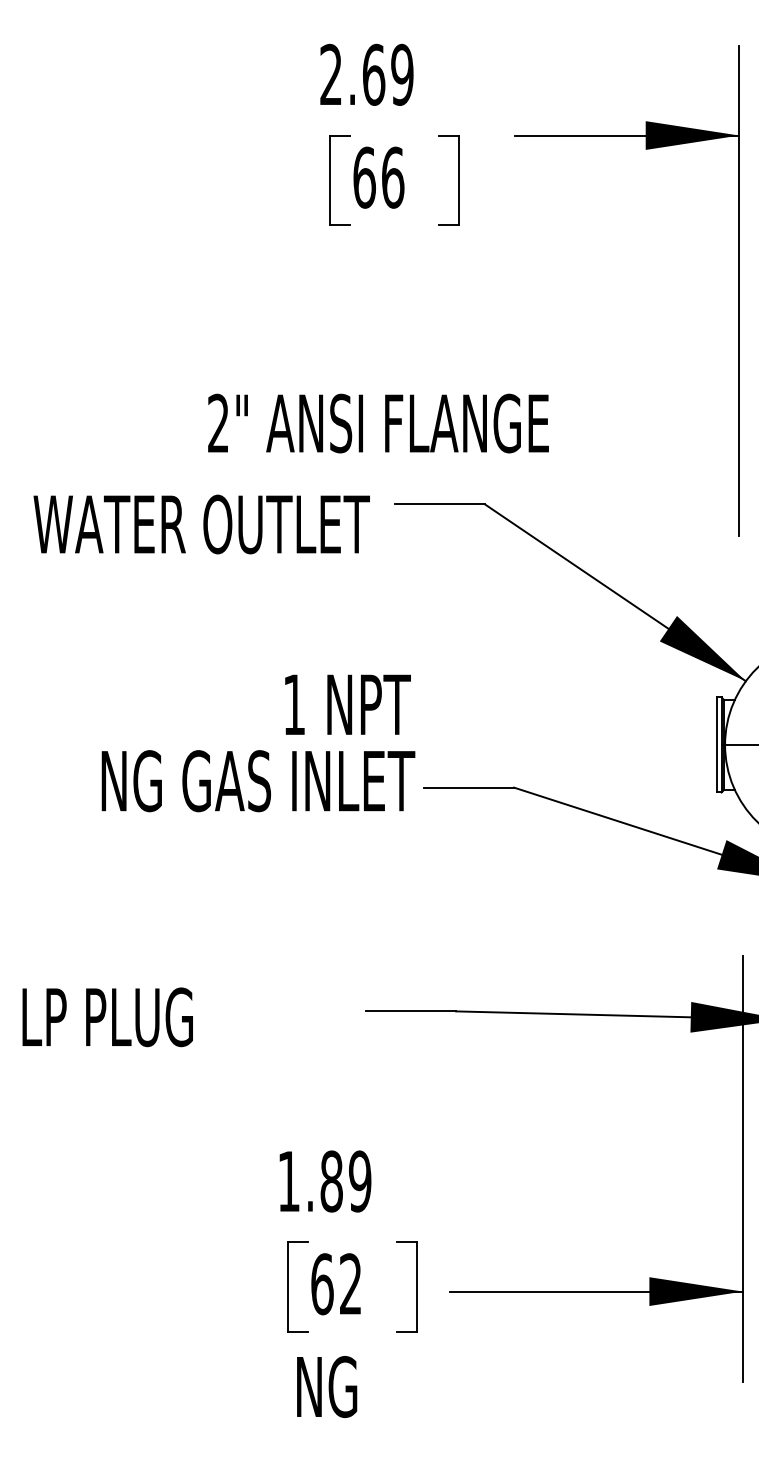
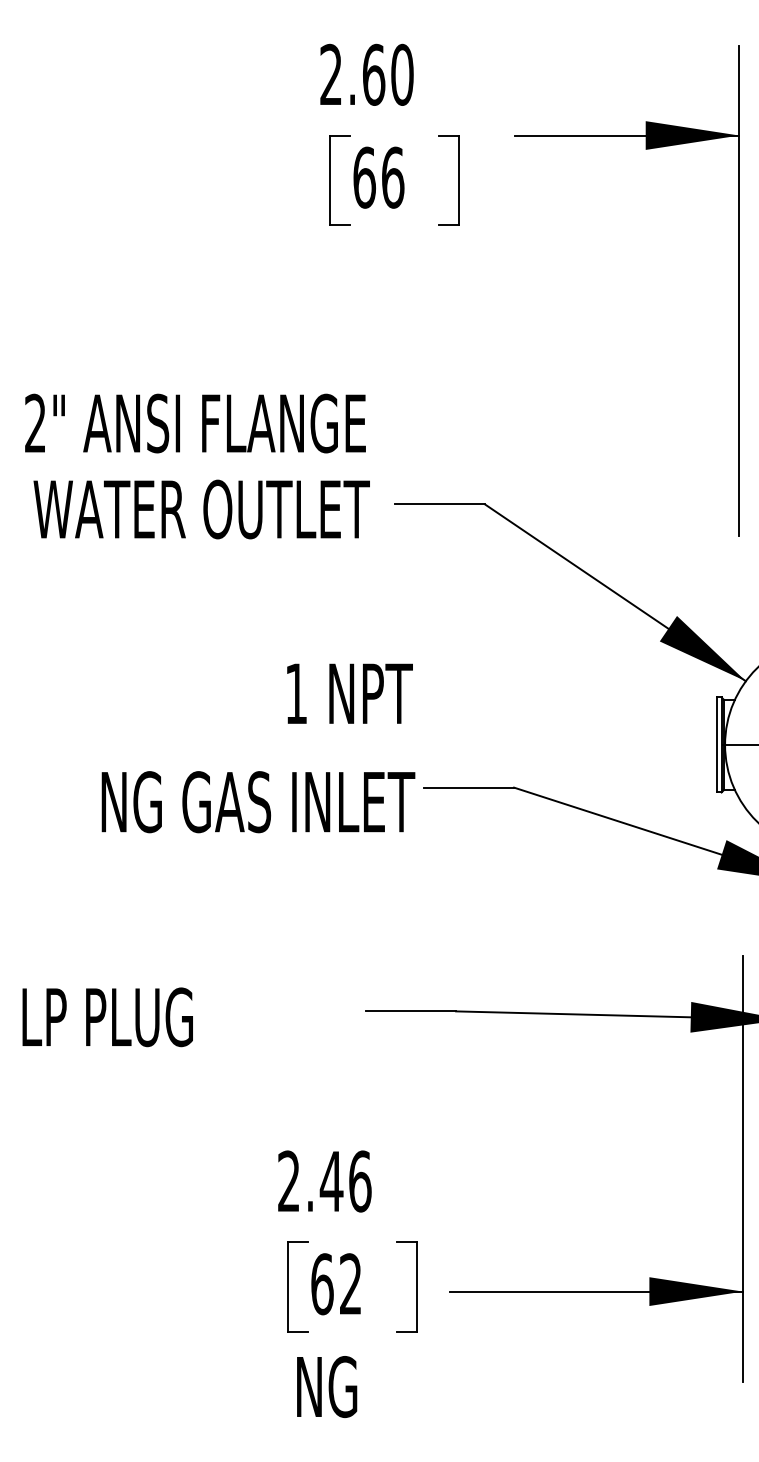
text: 2.69 -> 2.60 (402, 74)
text position: (378, 423) -> (195, 423) (195, 423)
text position: (201, 524) -> (201, 509) (201, 509)
text position: (347, 704) -> (349, 693) (349, 693)
text position: (258, 781) -> (258, 802) (258, 802)
text: 1.89 -> 2.46 (324, 1181)
